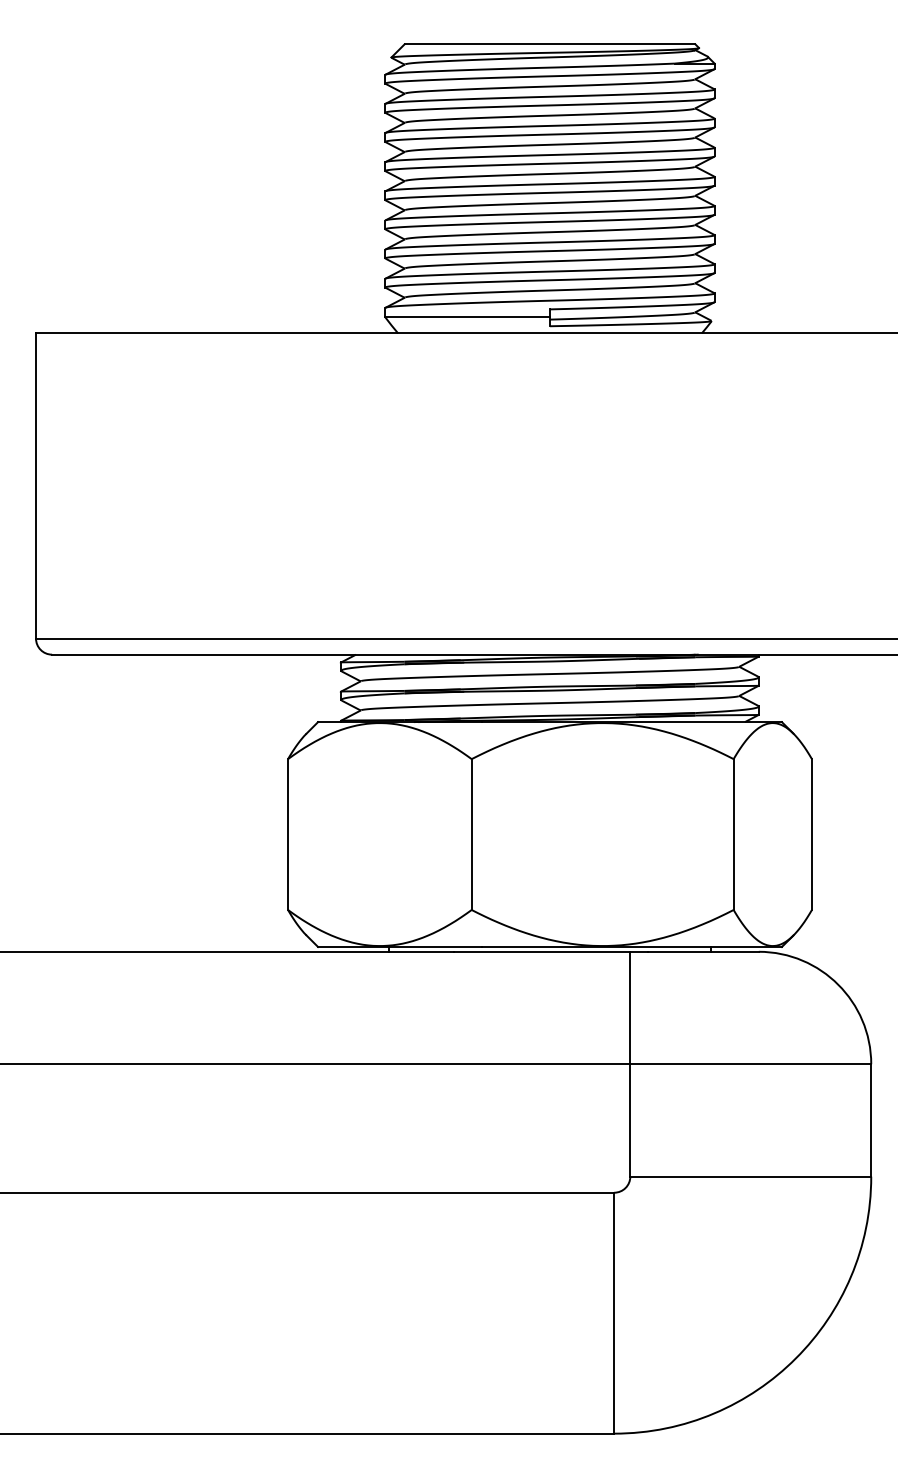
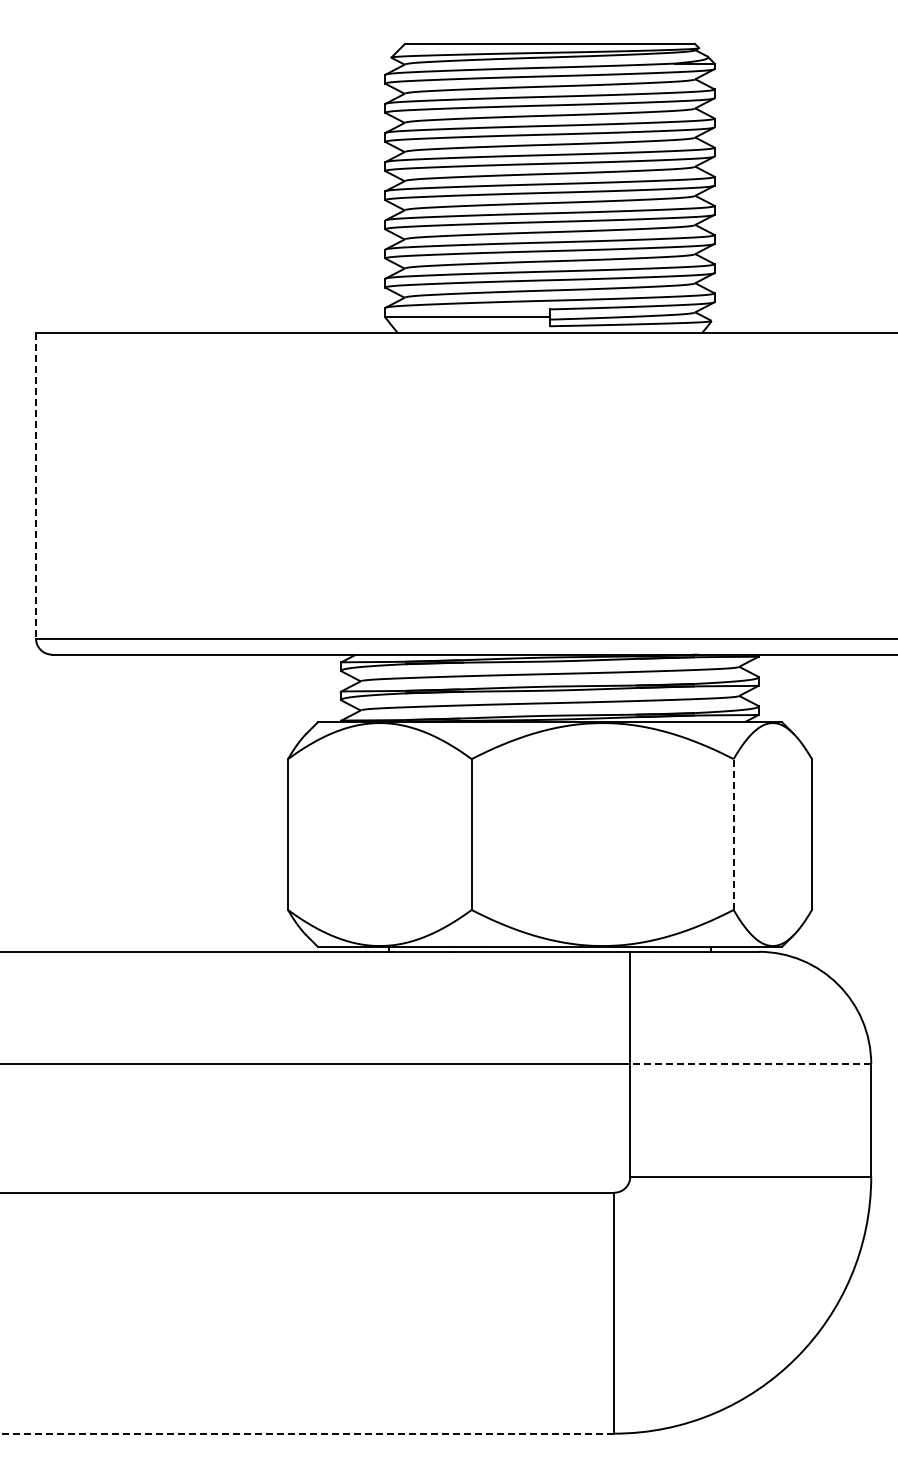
line: solid -> dashed (36, 486)
line: solid -> dashed (733, 834)
line: solid -> dashed (750, 1064)
line: solid -> dashed (307, 1433)
